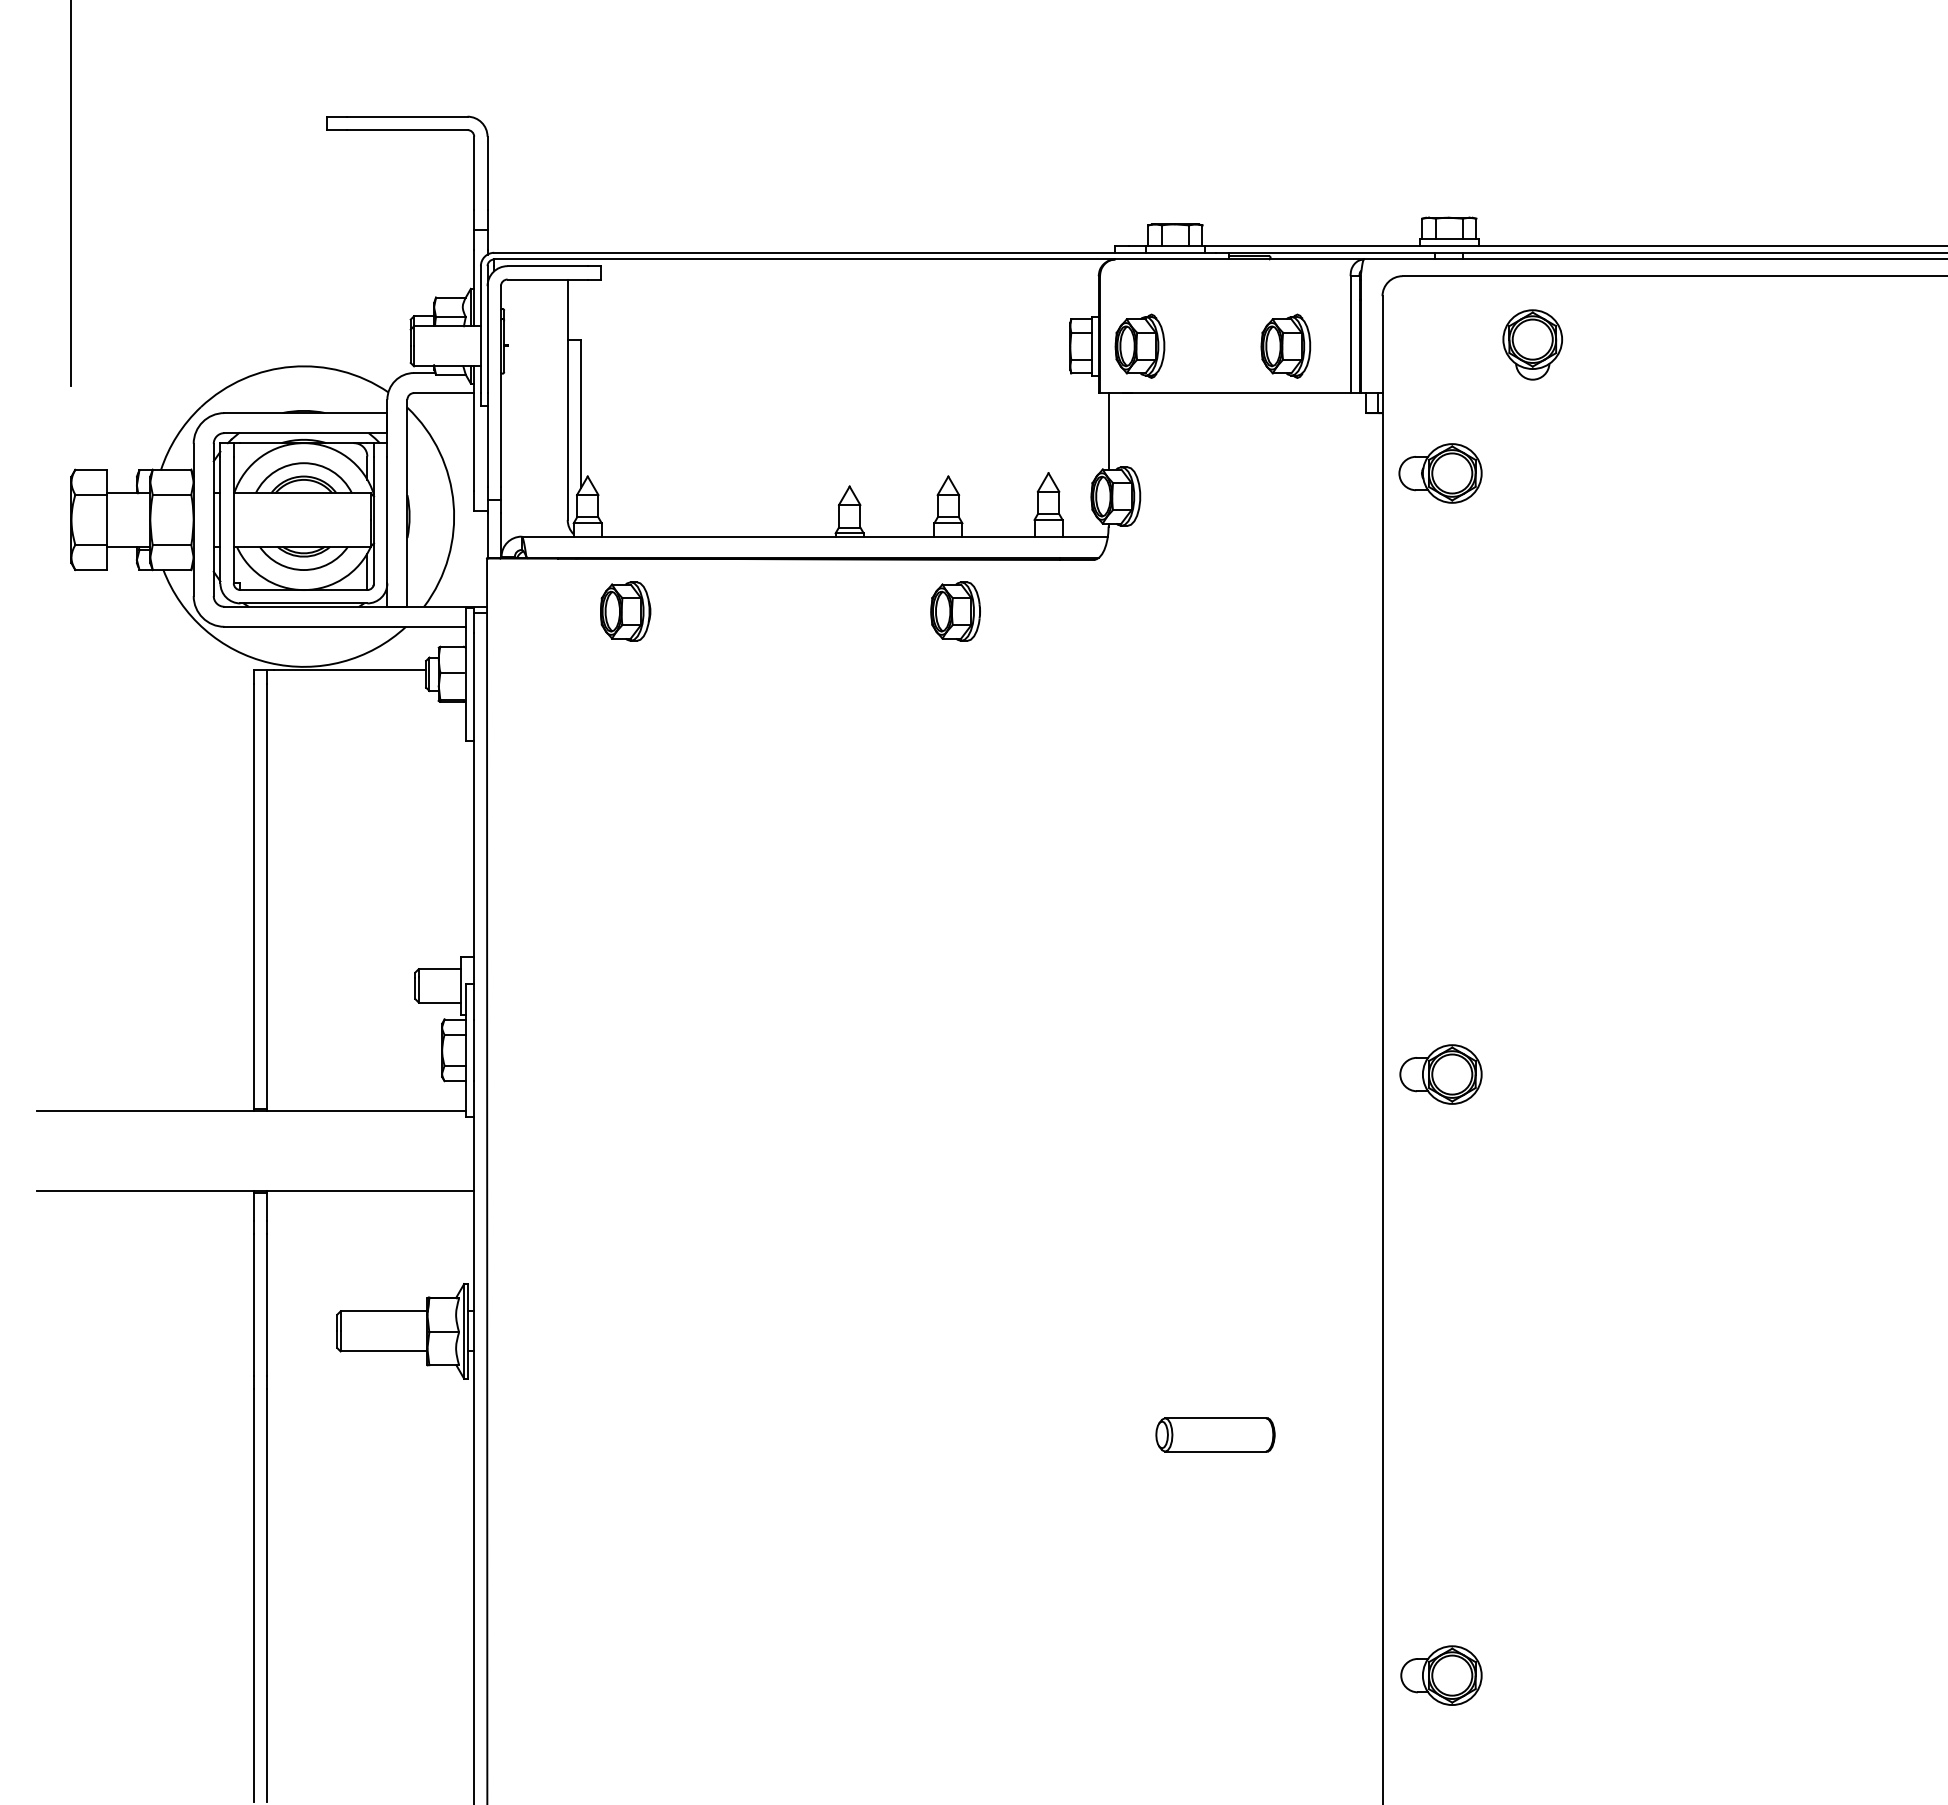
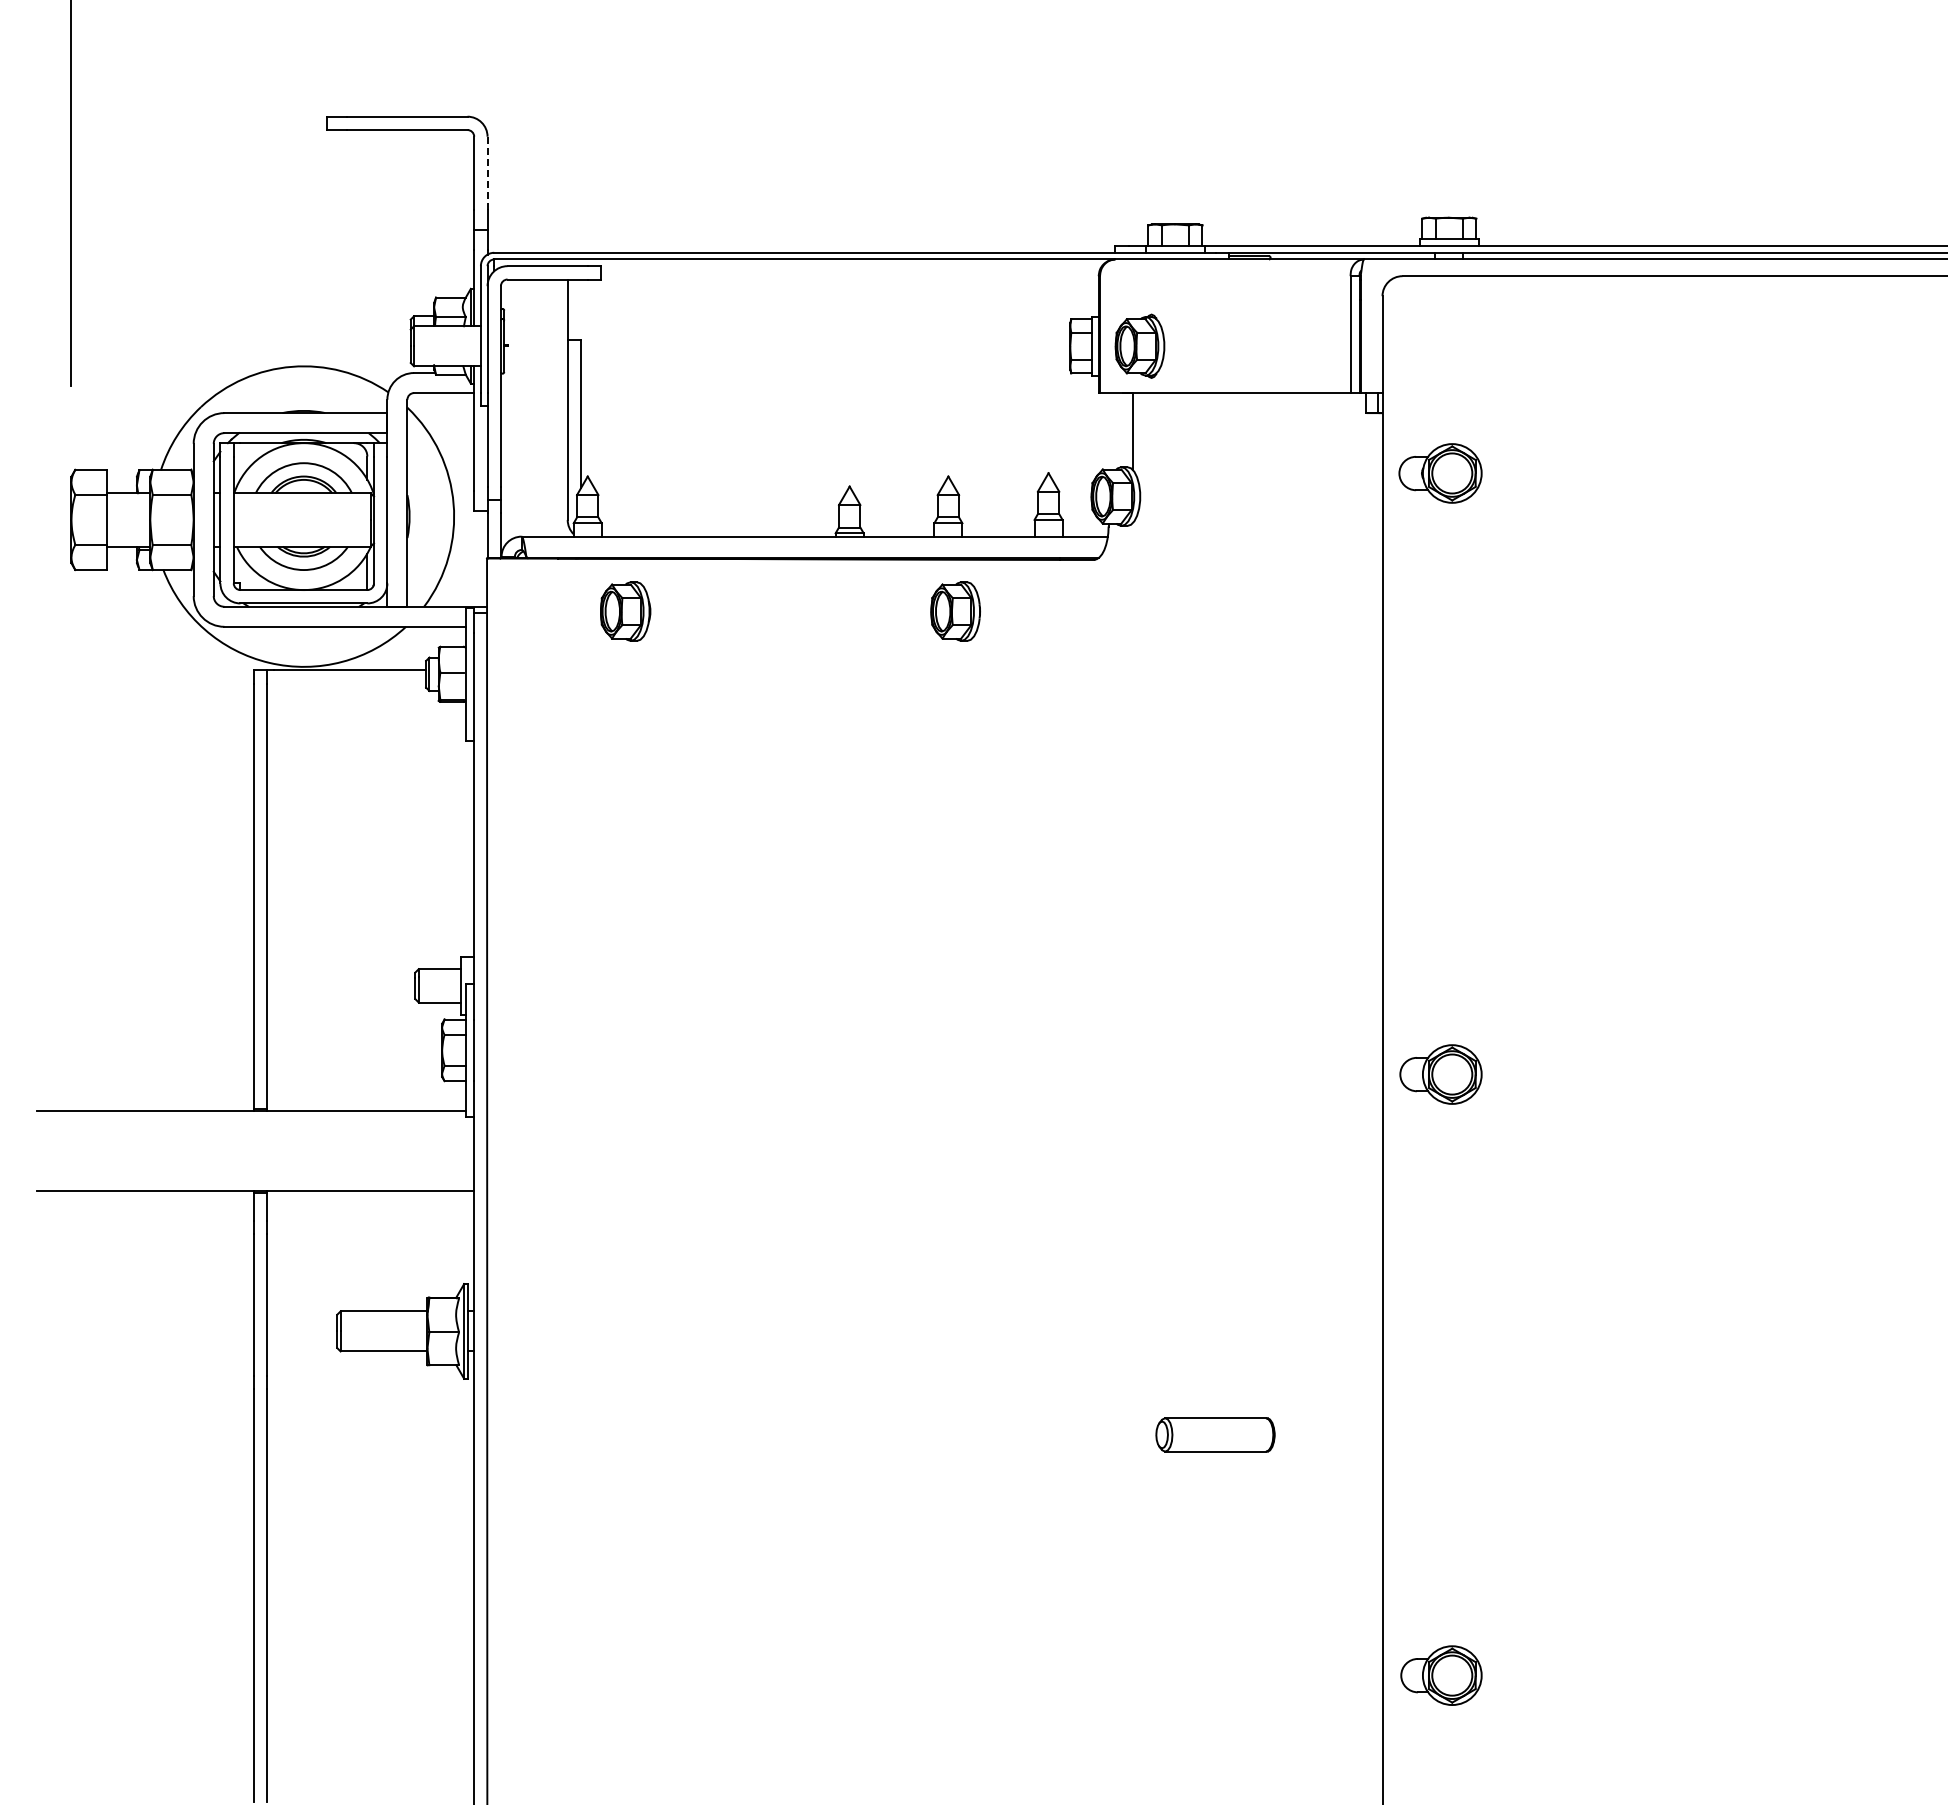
line: solid -> dashed (487, 173)
part: present -> none (1532, 344)
part: present -> none (1285, 345)
line position: (1108, 431) -> (1132, 431) (1132, 431)
